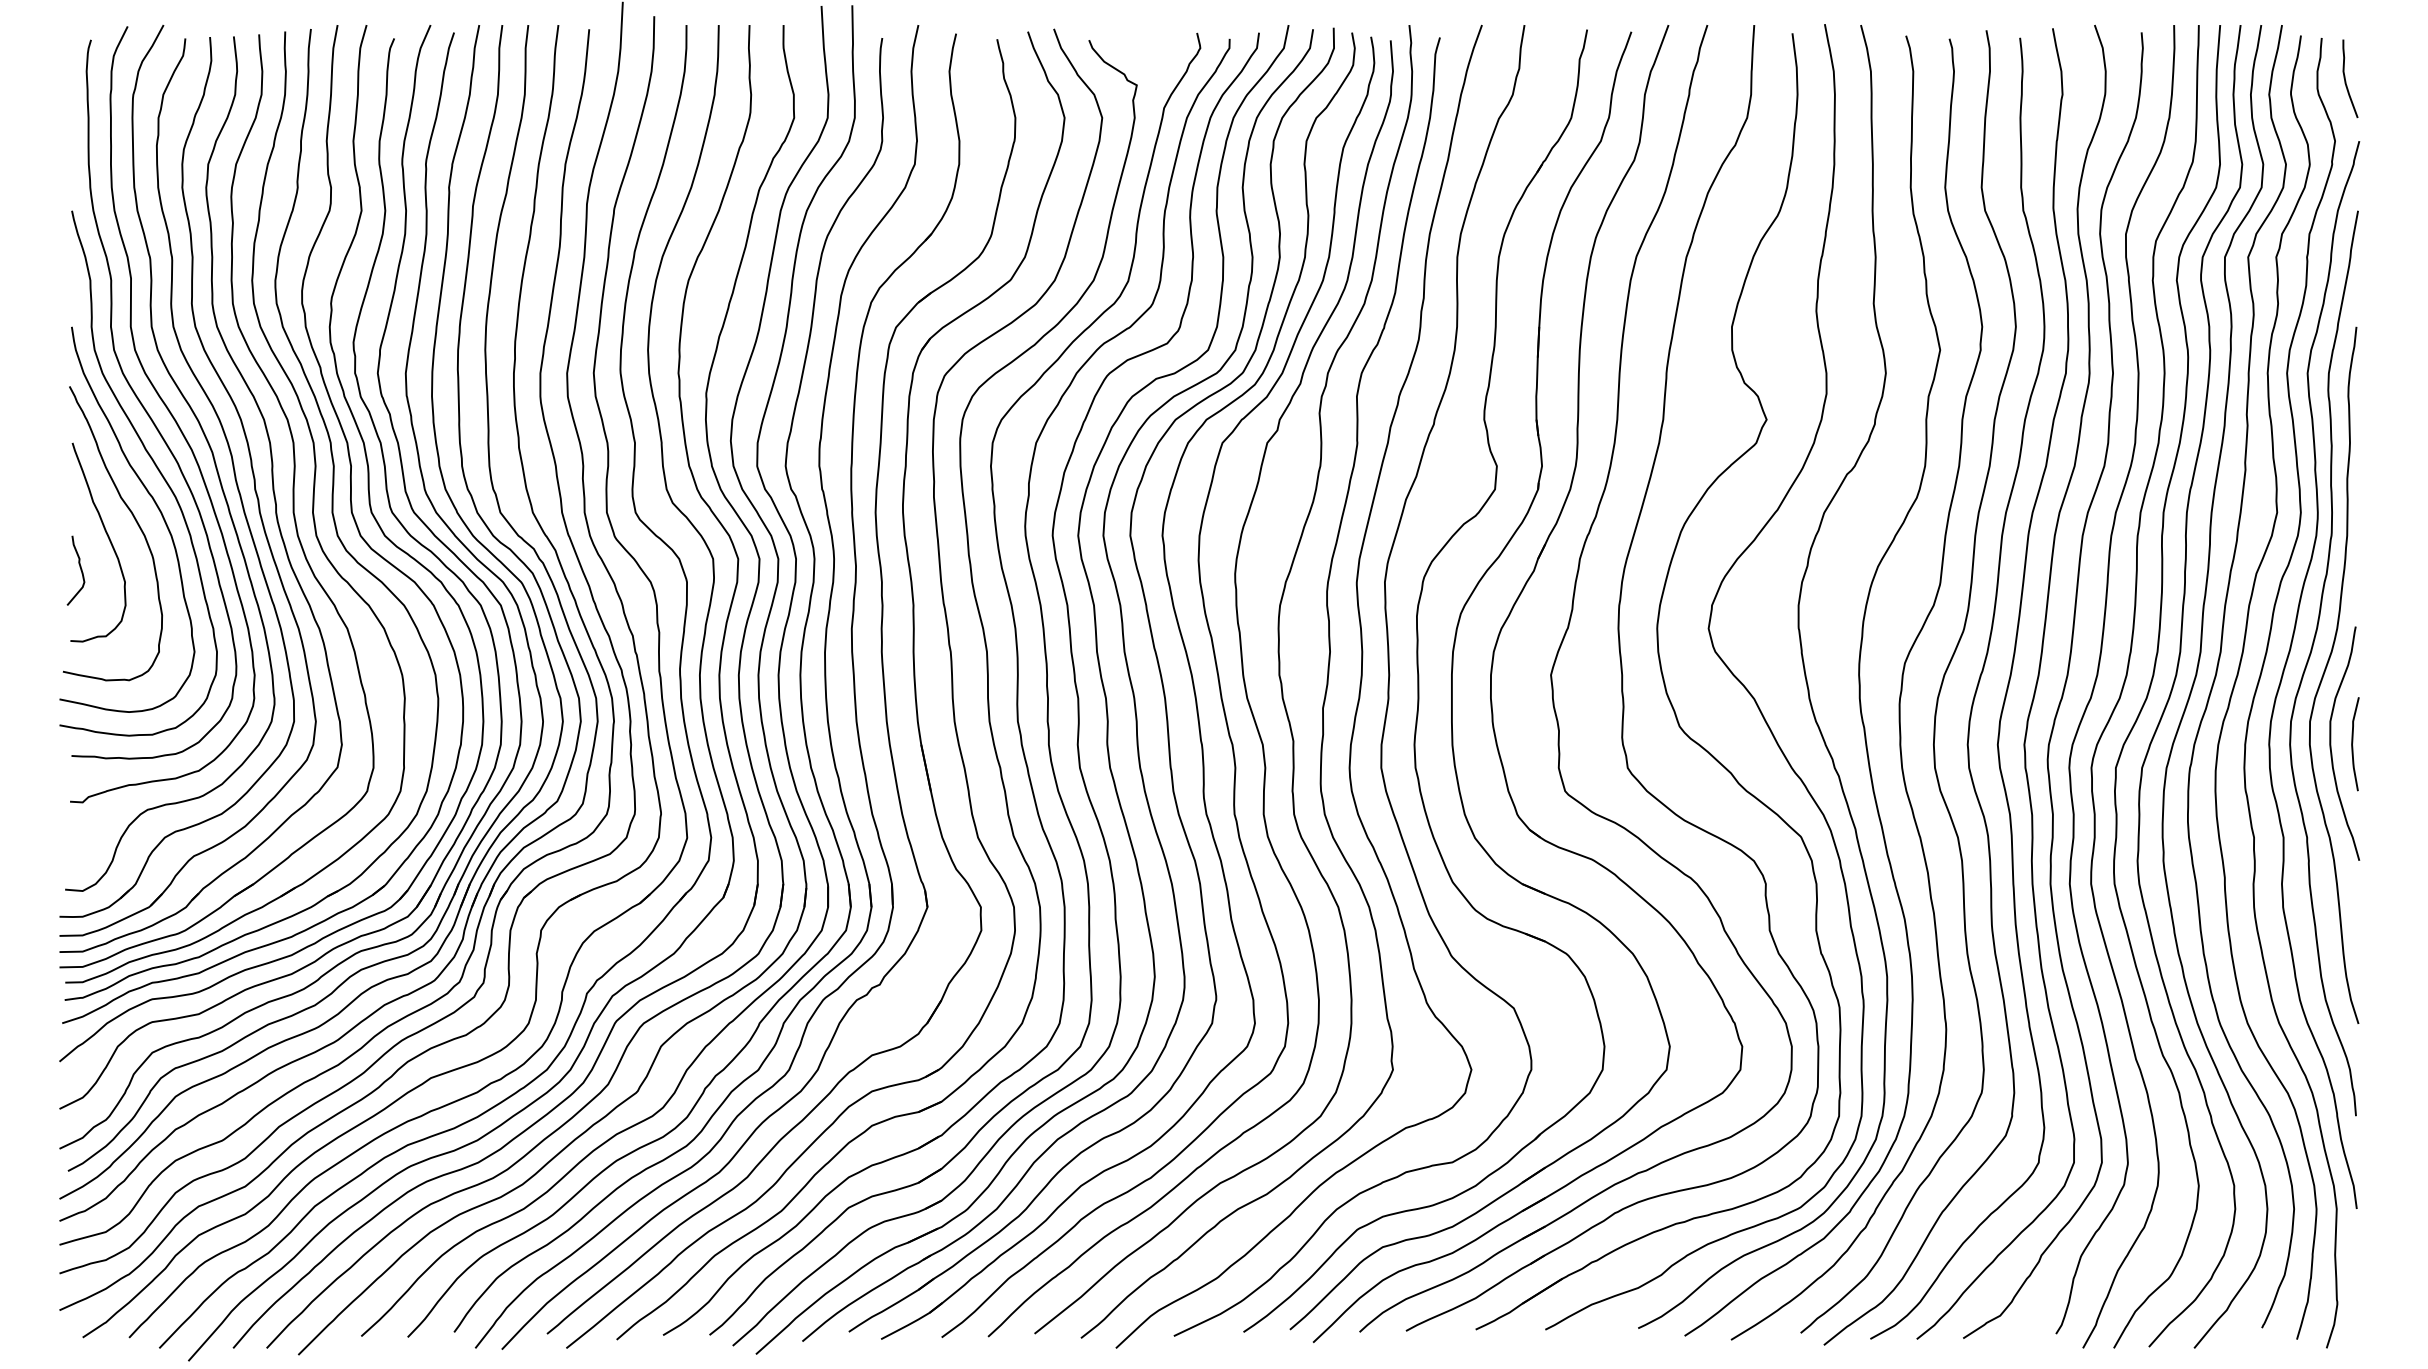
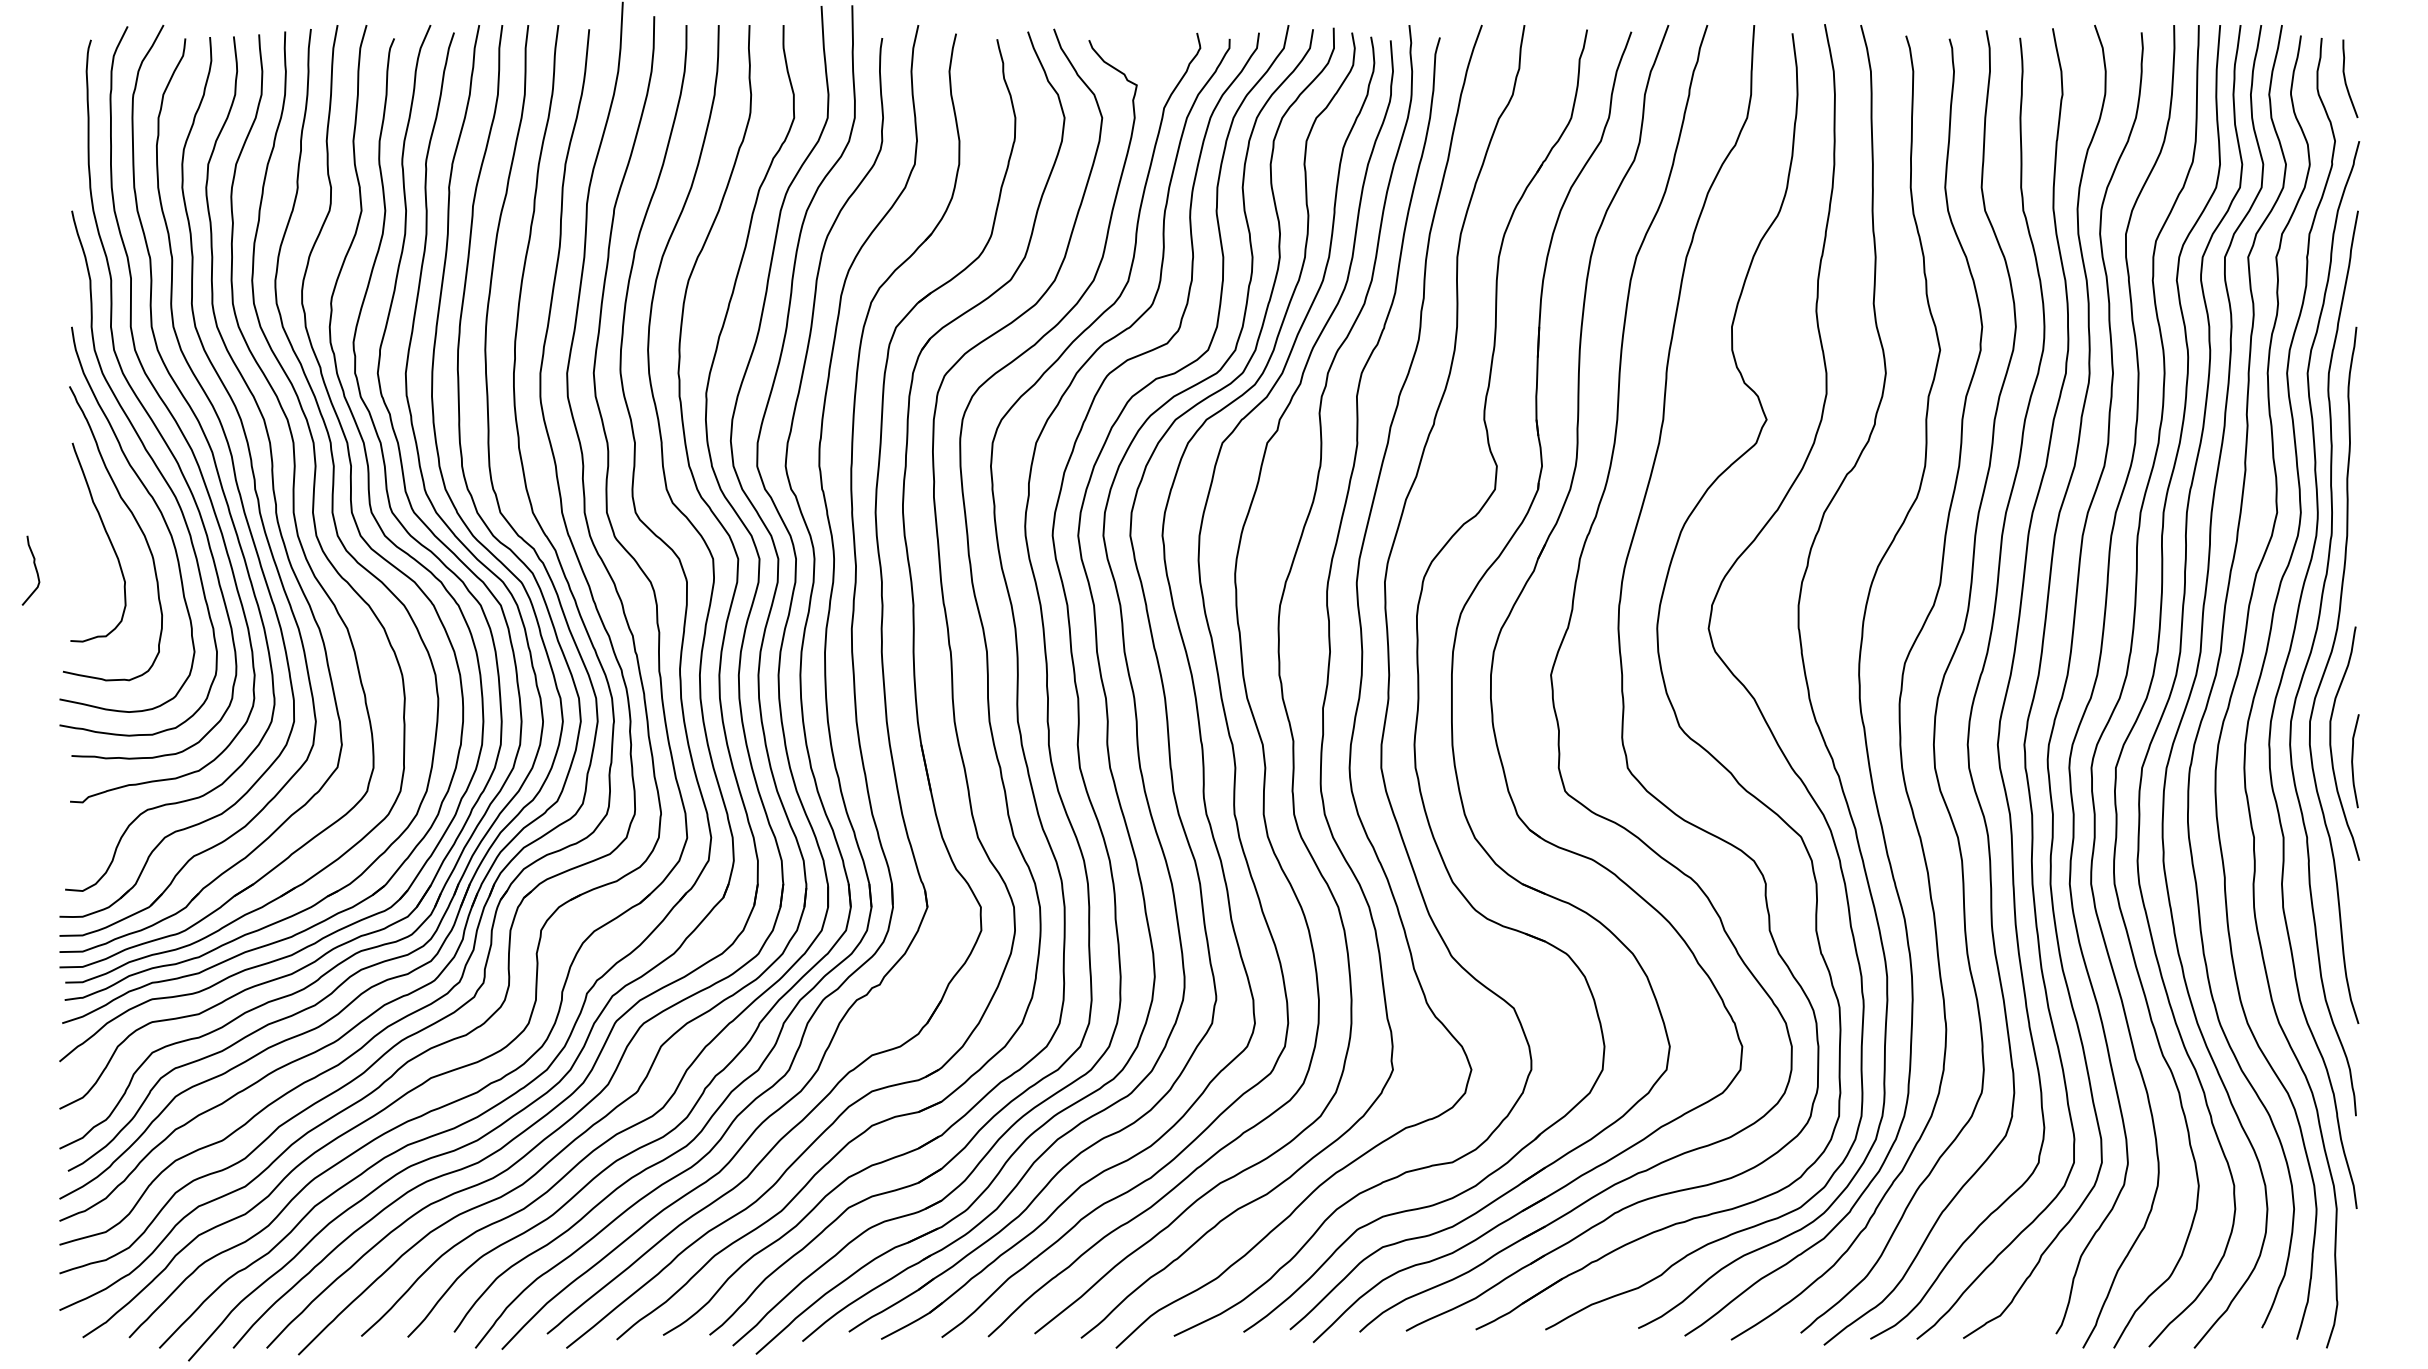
curve position: (79, 567) -> (34, 567) (34, 567)
curve position: (2353, 743) -> (2353, 760) (2353, 760)
